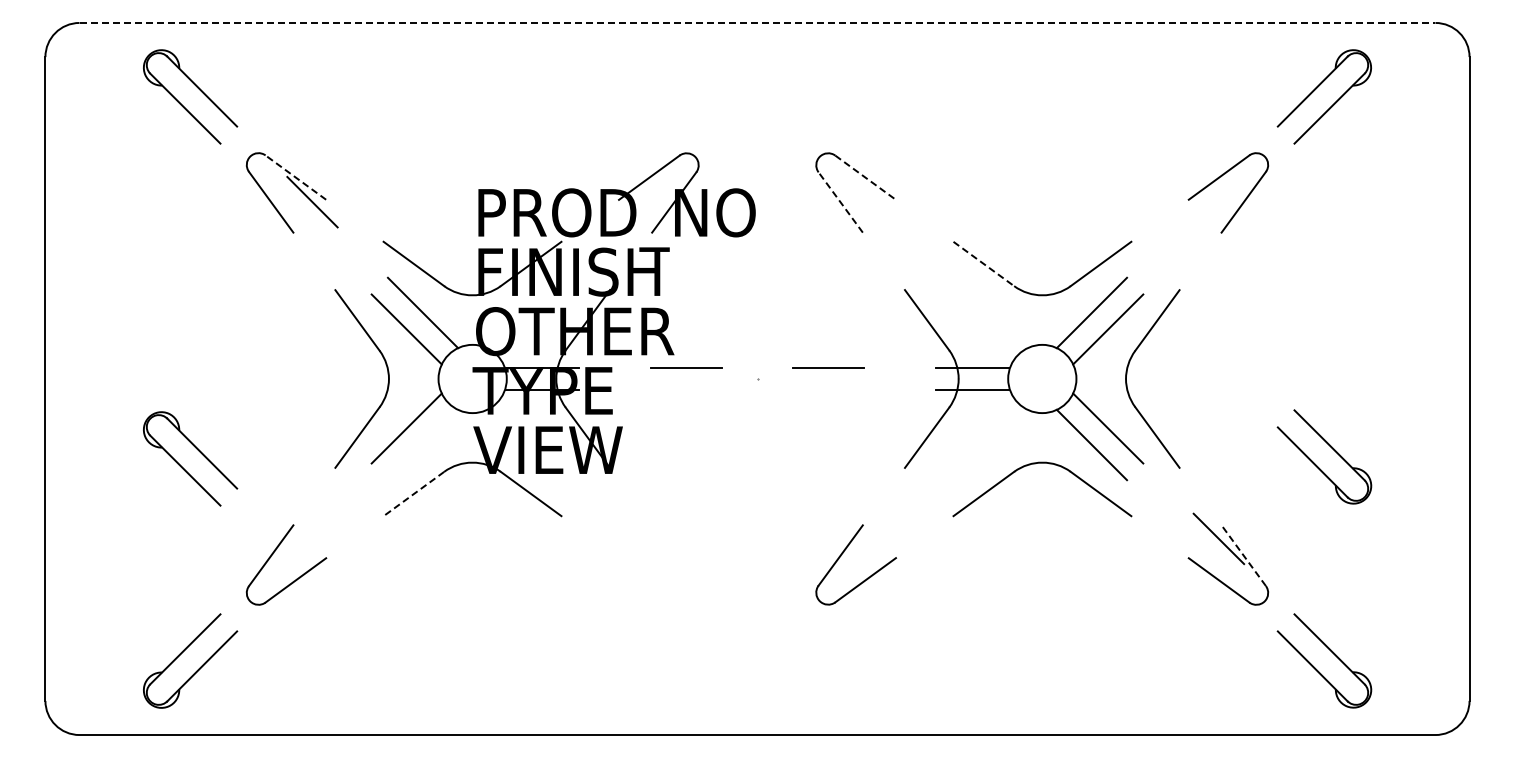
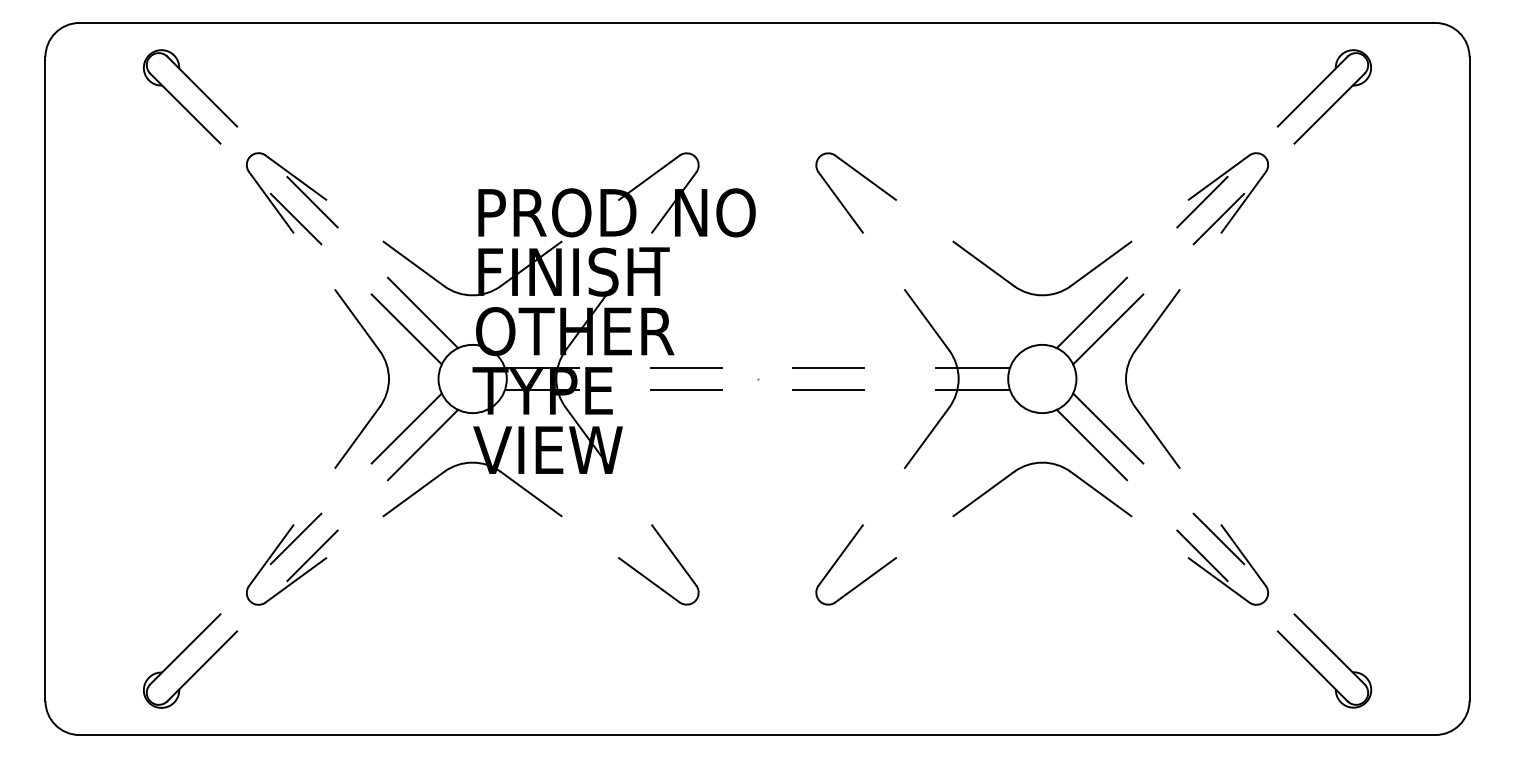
line: dashed -> solid (757, 22)
line: dashed -> solid (295, 177)
line: dashed -> solid (865, 177)
line: none -> present (1202, 201)
line: dashed -> solid (840, 202)
line: none -> present (295, 218)
line: none -> present (1218, 218)
line: dashed -> solid (983, 264)
line: none -> present (685, 389)
line: none -> present (828, 389)
line: none -> present (422, 444)
part: present -> none (1331, 448)
part: present -> none (197, 450)
line: dashed -> solid (413, 494)
line: none -> present (295, 538)
part: none -> present (670, 552)
line: none -> present (312, 555)
line: none -> present (1202, 555)
line: dashed -> solid (1243, 555)
